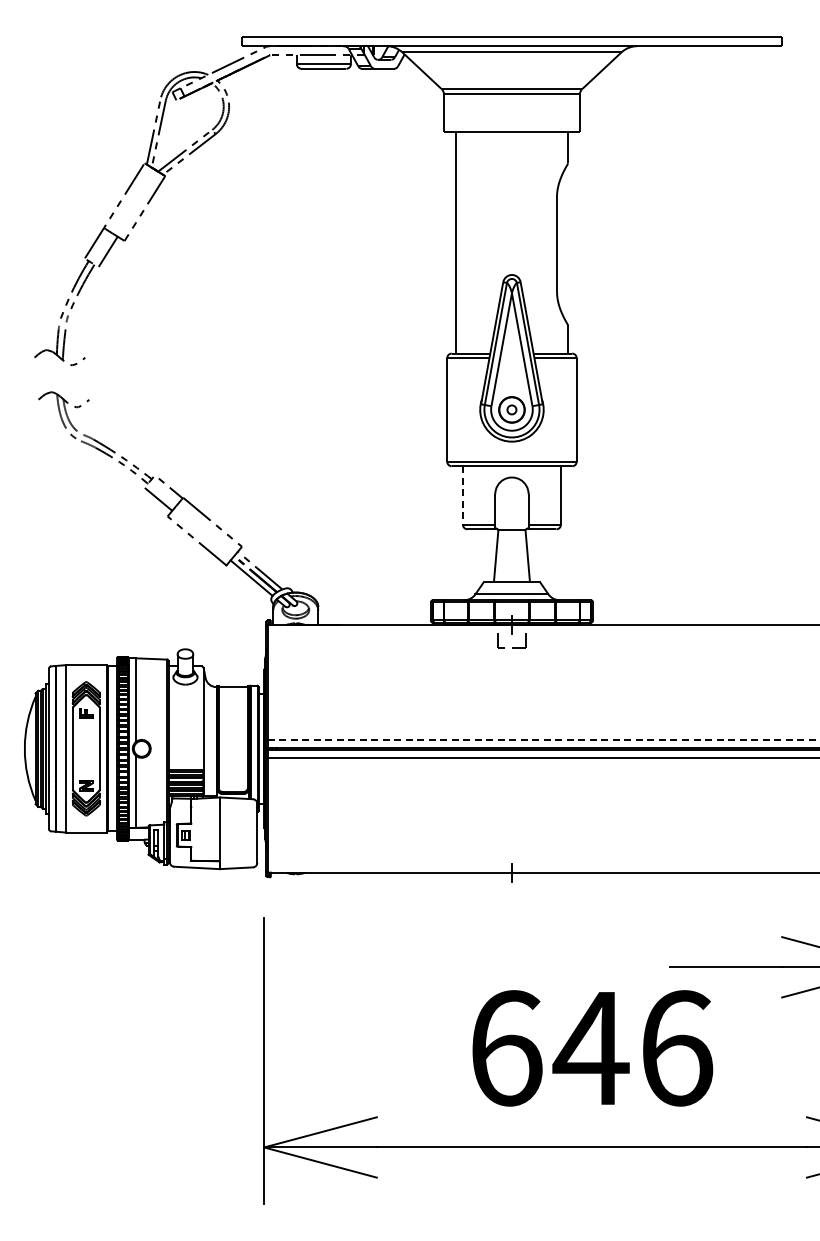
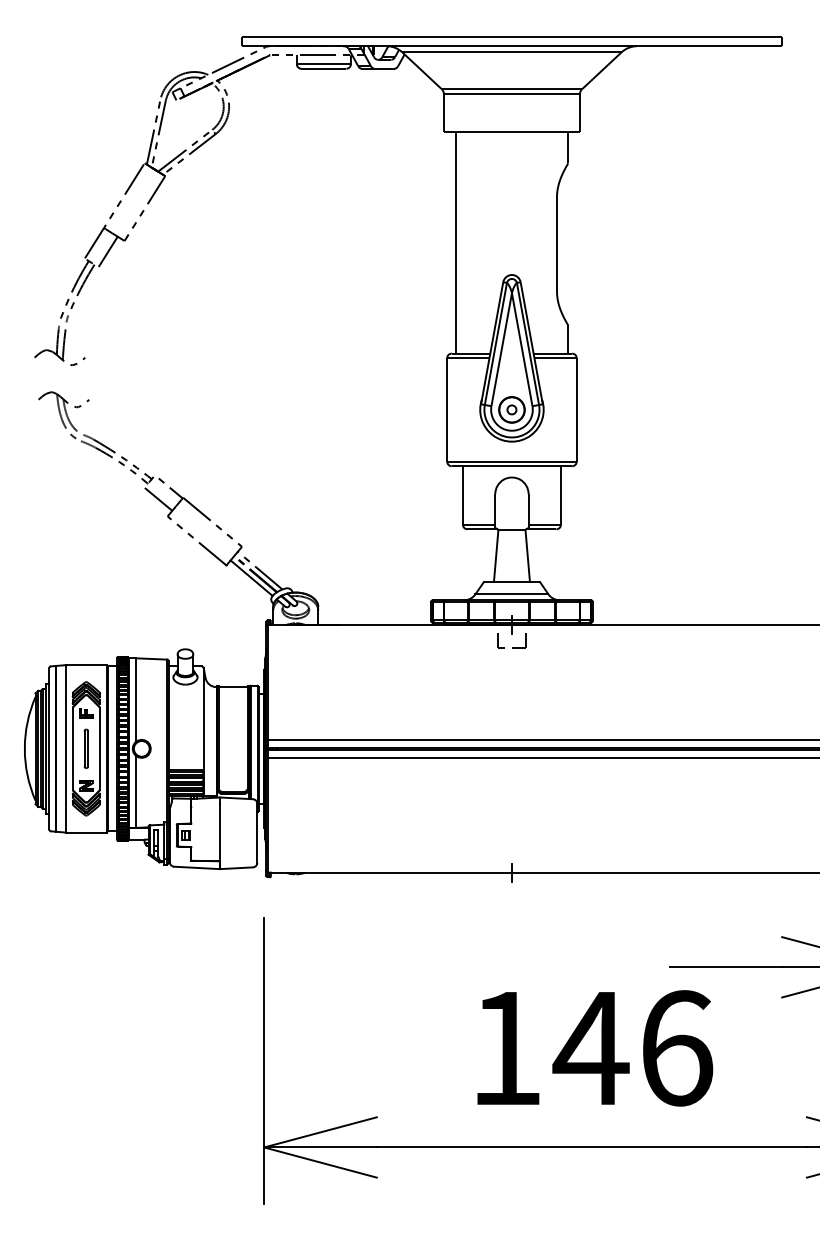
line: dashed -> solid (462, 496)
line: dashed -> solid (543, 739)
part: none -> present (85, 748)
text: 646 -> 146 (507, 1048)
